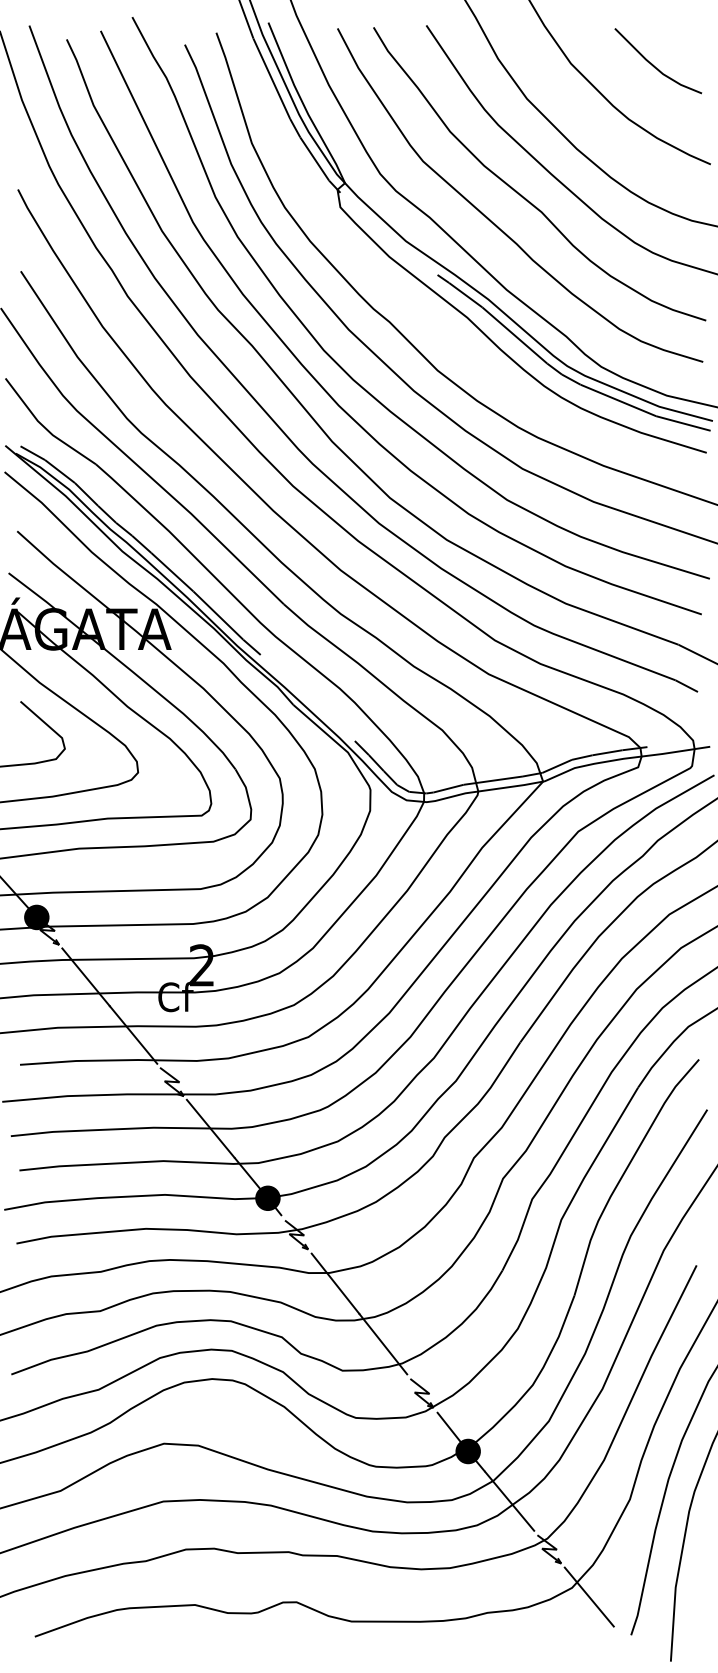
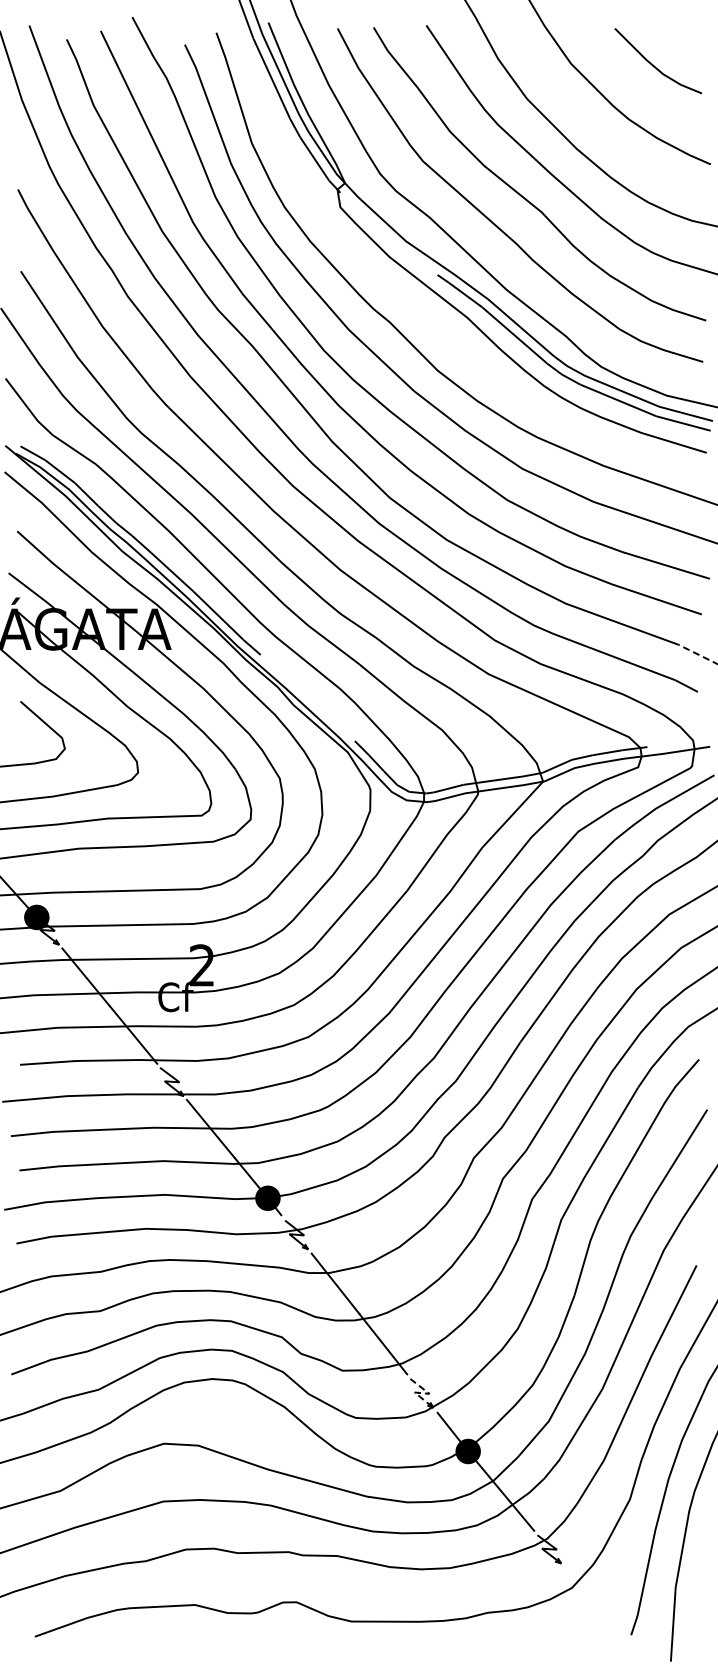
line: solid -> dashed (697, 654)
line: solid -> dashed (421, 1393)
line: present -> none (588, 1596)
